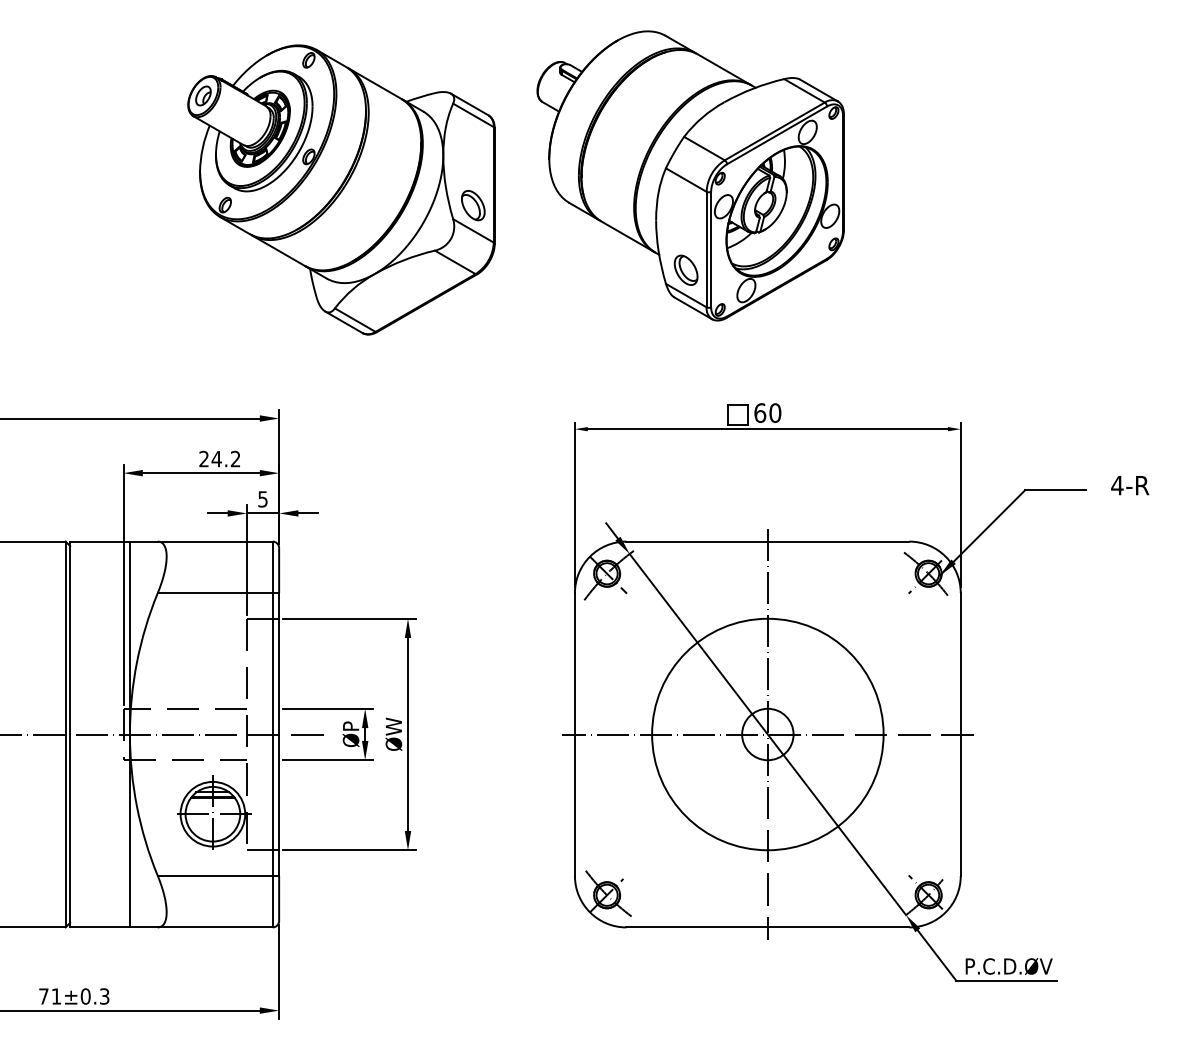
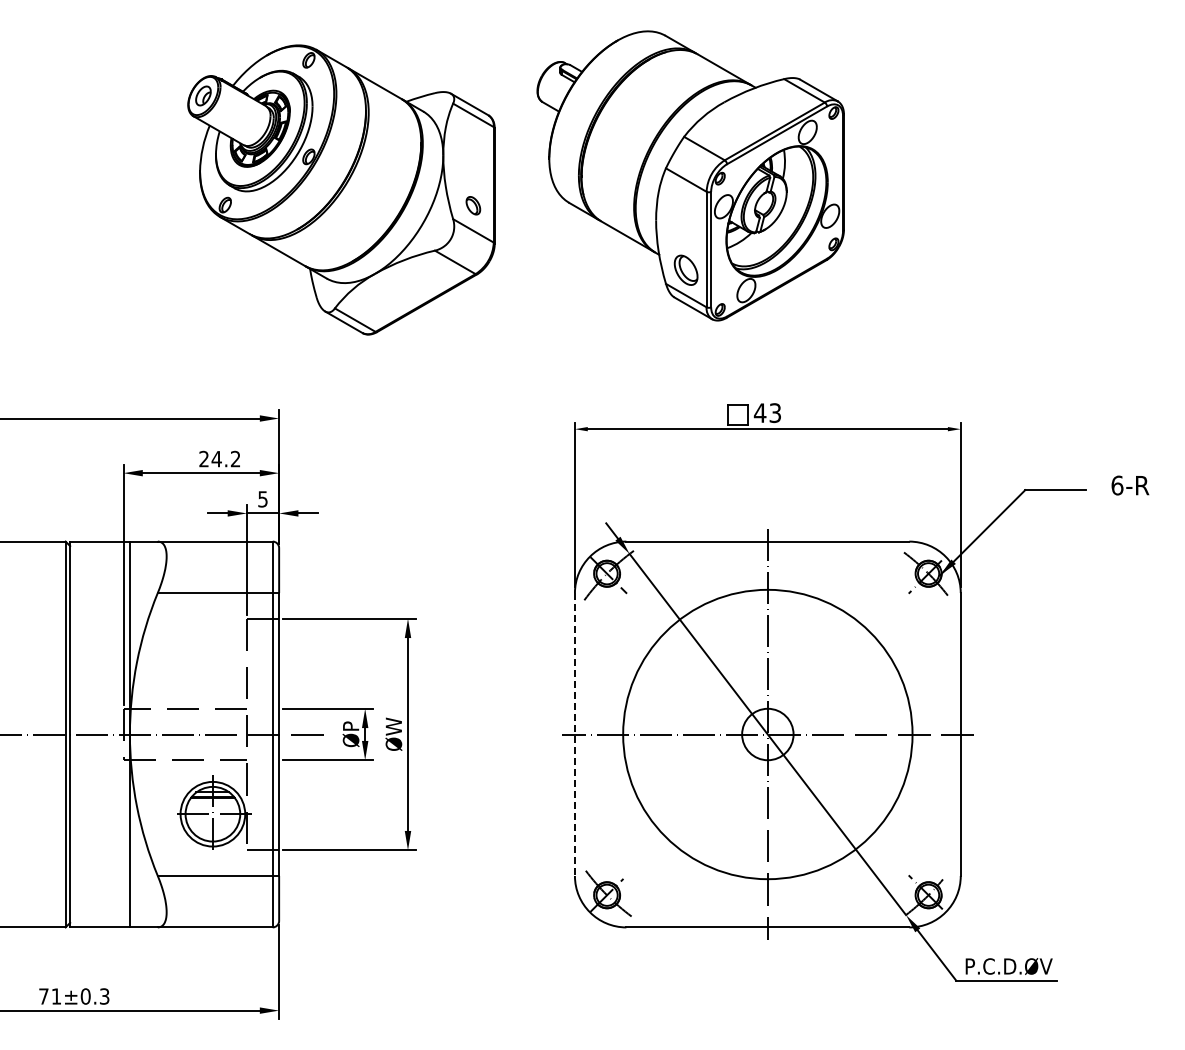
part size: 25x32 px -> 17x20 px (473, 205)
text: 60 -> 43 (767, 413)
text: 4-R -> 6-R (1117, 485)
circle diameter: 231 px -> 289 px (767, 734)
line: solid -> dashed (574, 735)
